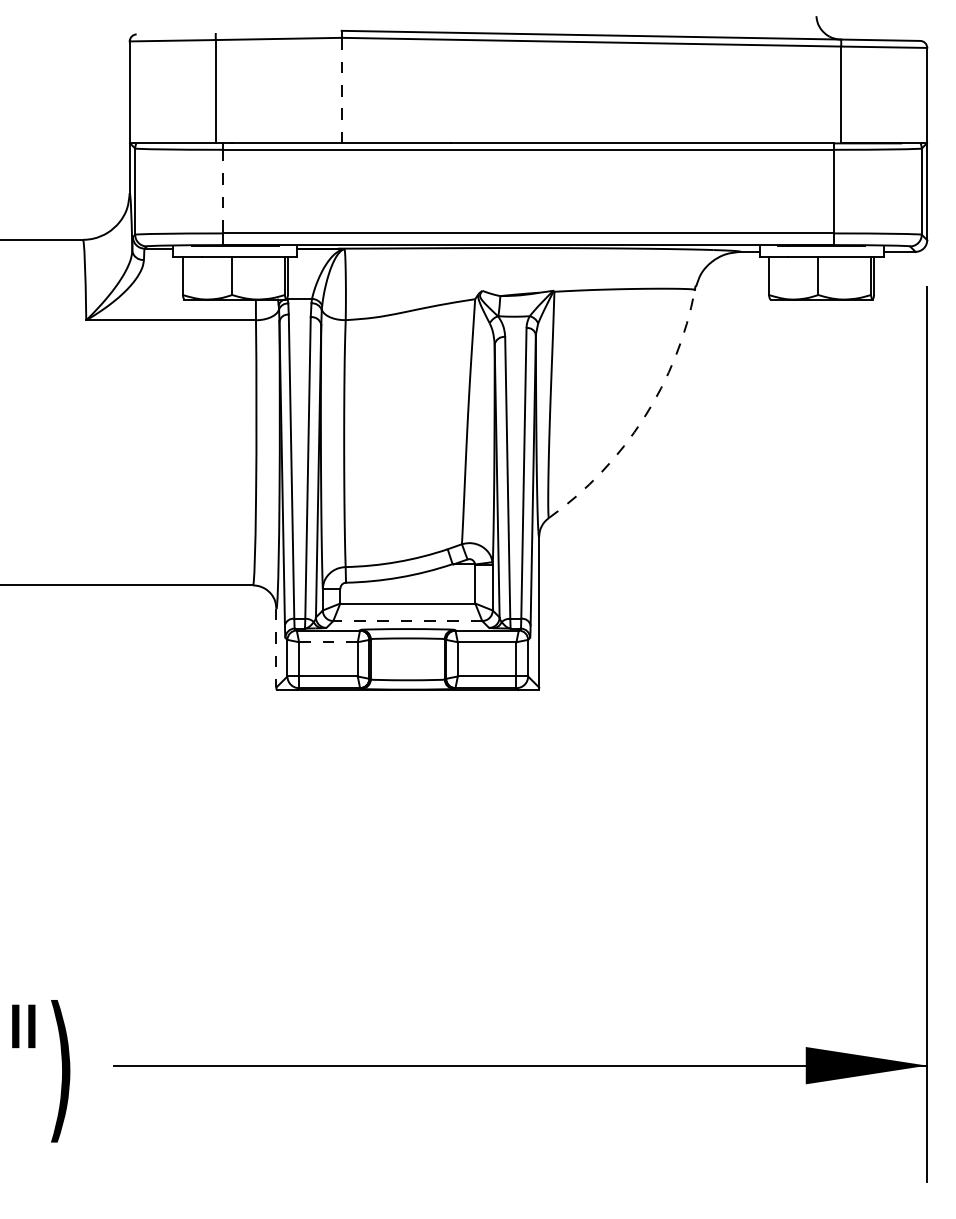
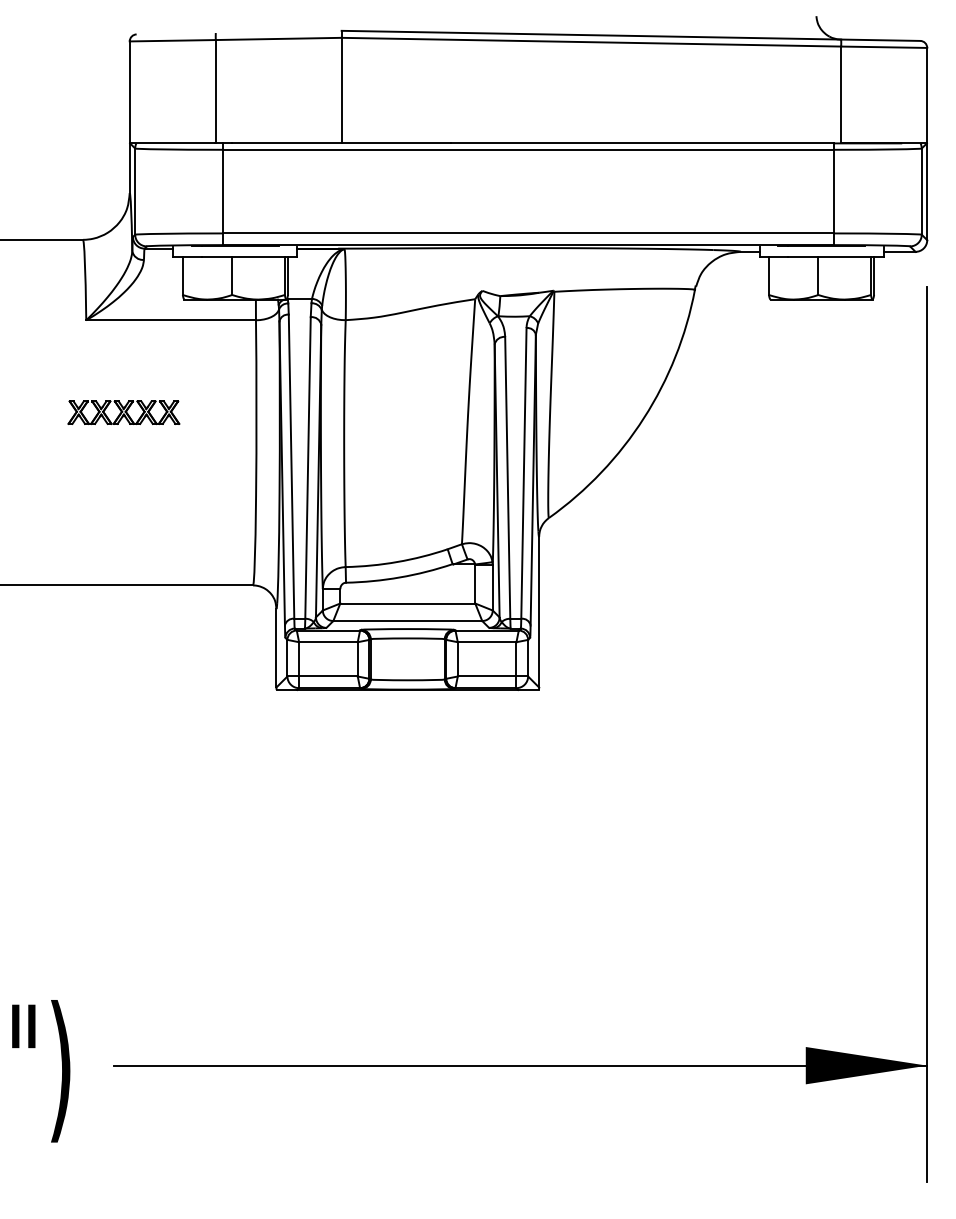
line: dashed -> solid (341, 90)
line: dashed -> solid (222, 191)
part: none -> present (123, 412)
arc: dashed -> solid (644, 418)
line: dashed -> solid (407, 621)
line: dashed -> solid (327, 642)
line: dashed -> solid (276, 648)
